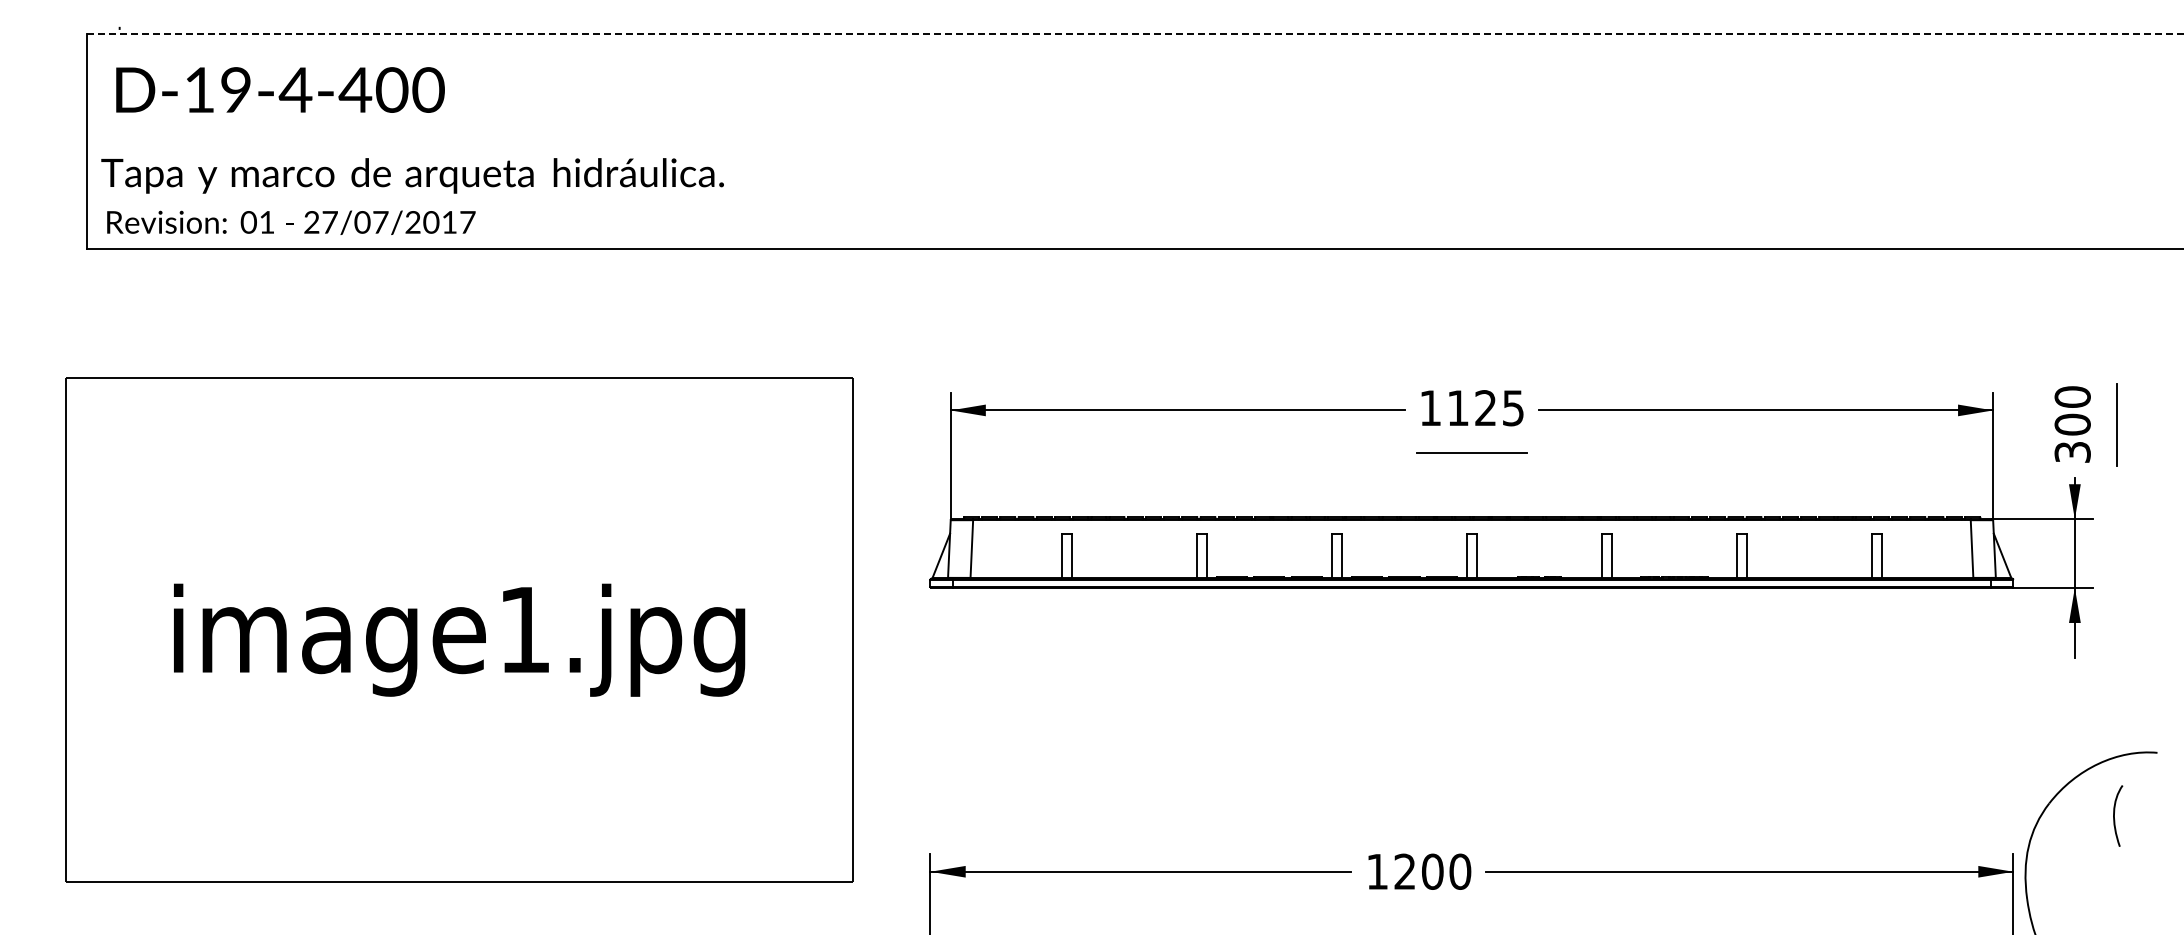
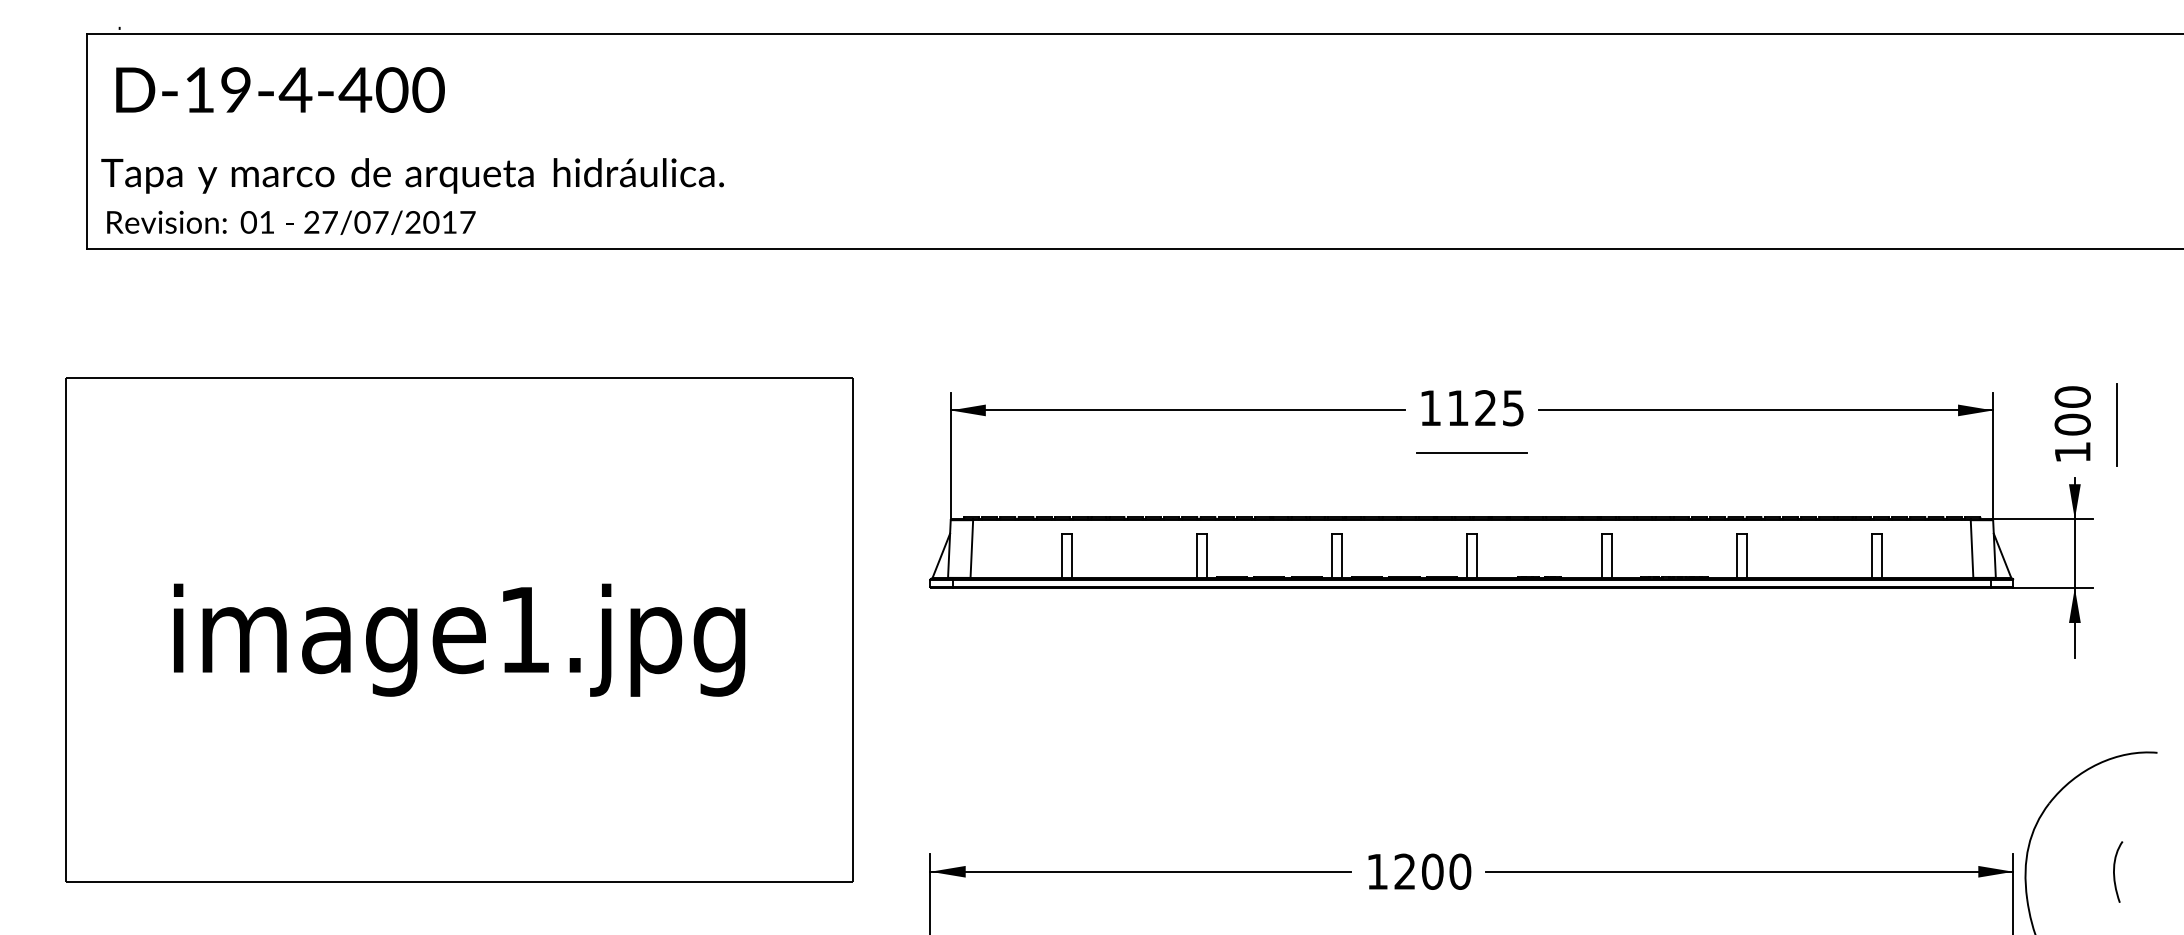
line: dashed -> solid (1136, 33)
text: 300 -> 100 (2072, 452)
curve position: (2114, 815) -> (2114, 871) (2114, 871)
